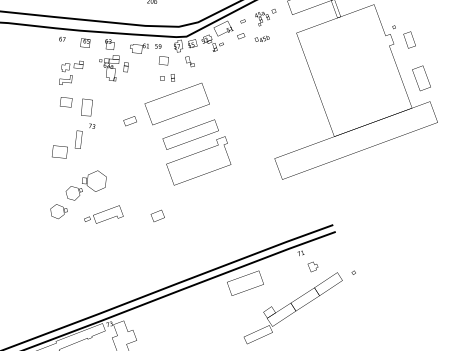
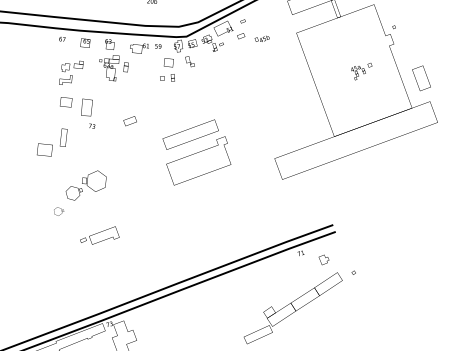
text position: (265, 17) -> (361, 71) (361, 71)
part: present -> none (409, 39)
part position: (163, 60) -> (168, 62) (168, 62)
part: present -> none (176, 103)
part position: (67, 144) -> (52, 142) (52, 142)
part size: 18x15 px -> 11x9 px (59, 211)
part position: (103, 214) -> (99, 235) (99, 235)
part: present -> none (157, 215)
part position: (312, 266) -> (323, 259) (323, 259)
part: present -> none (245, 282)
